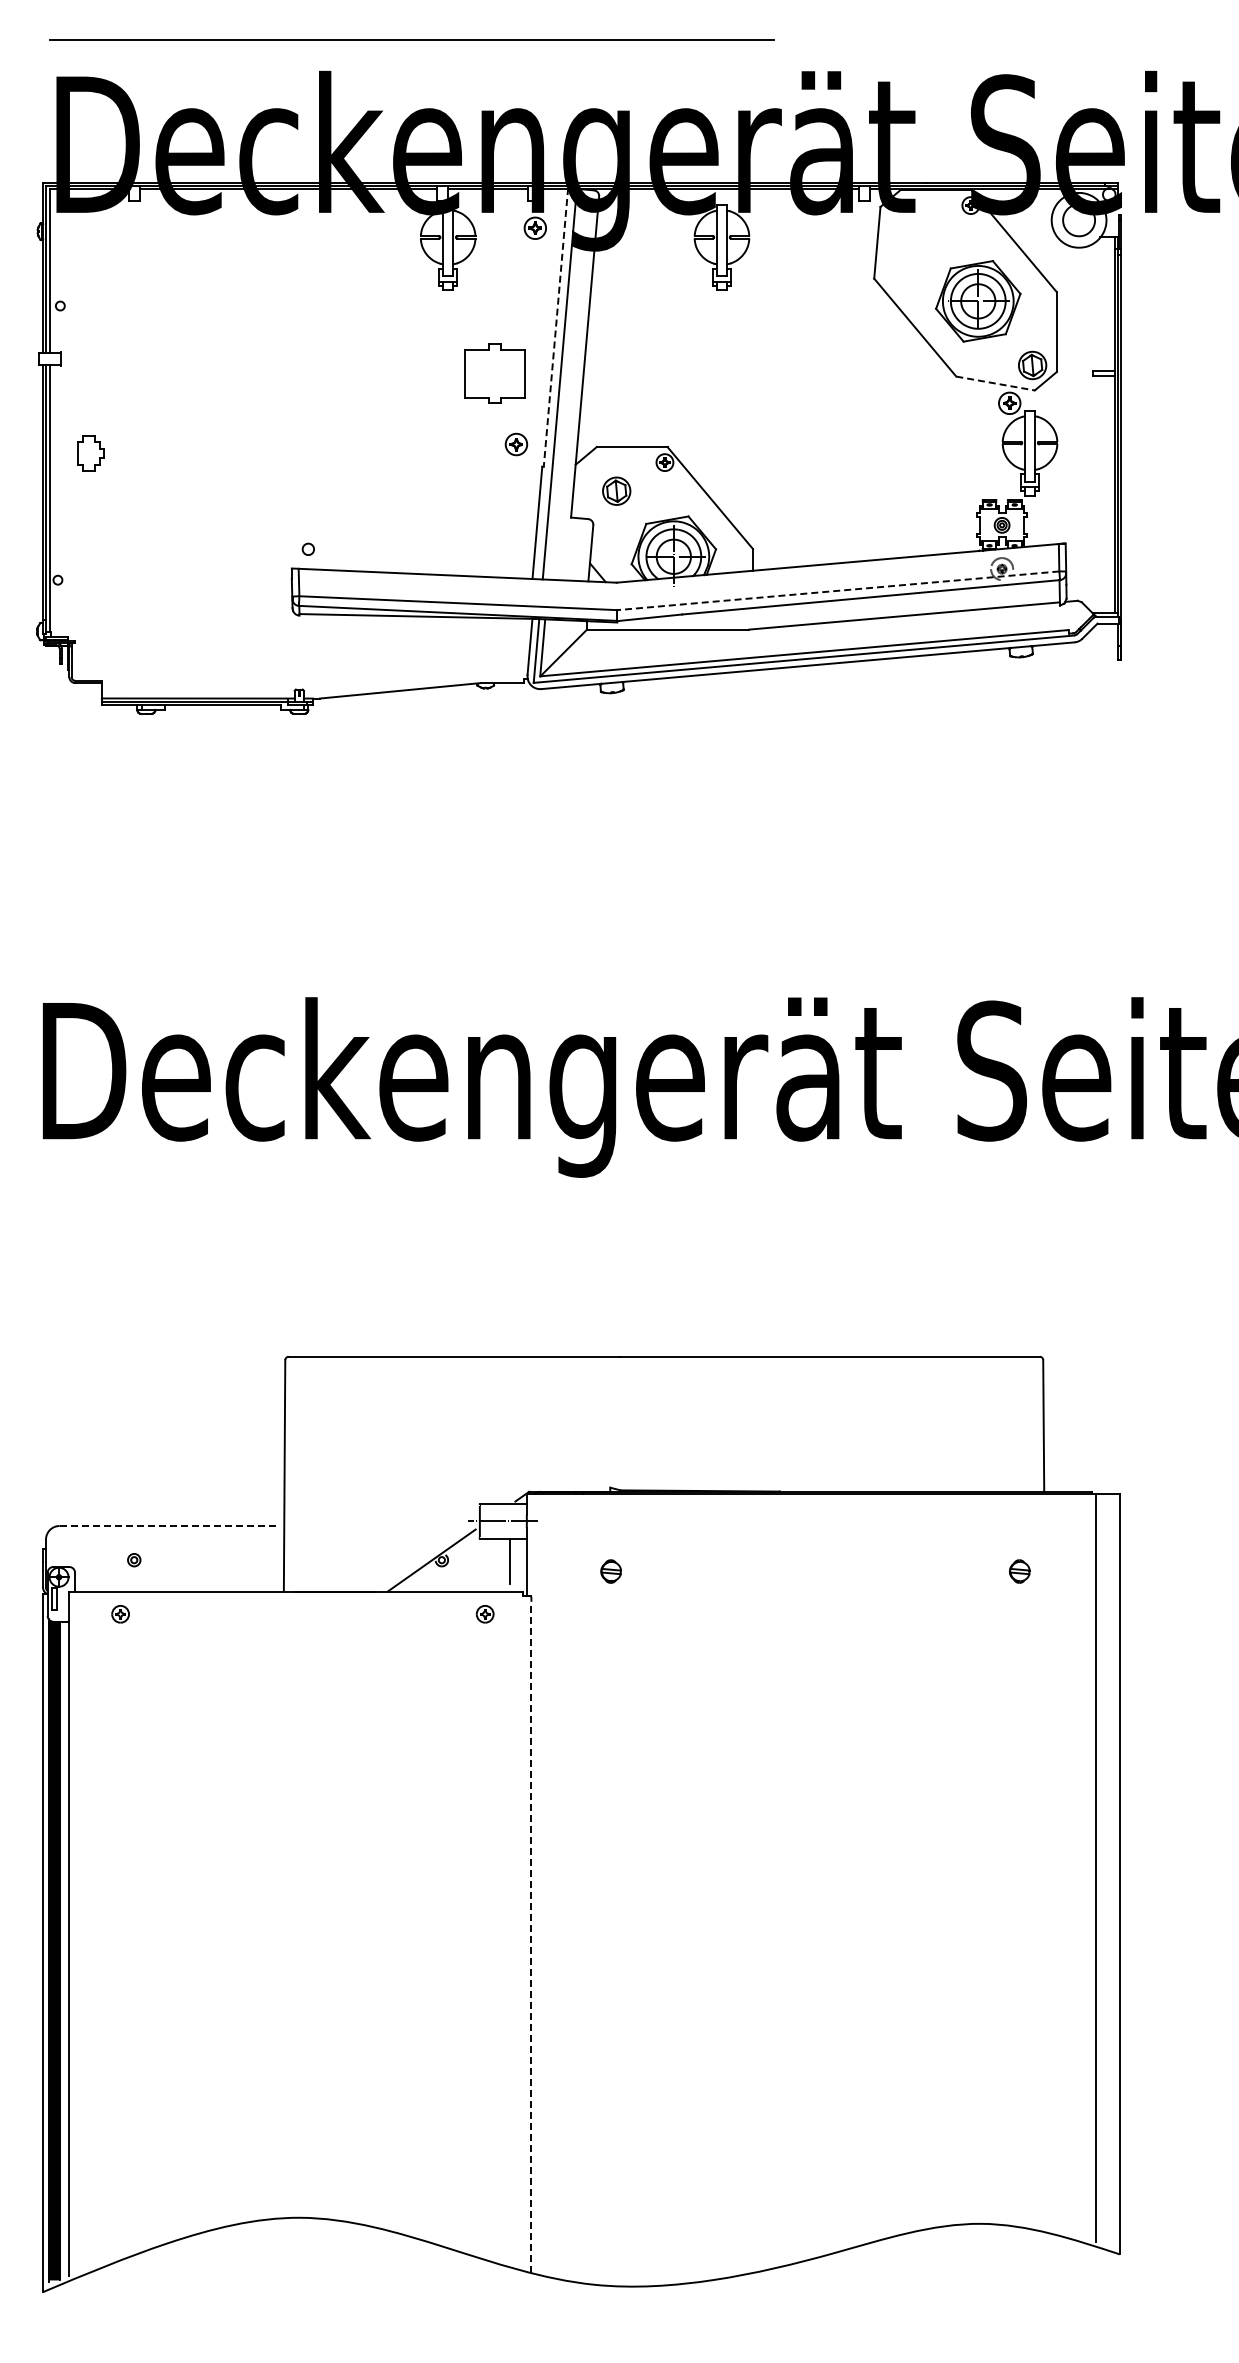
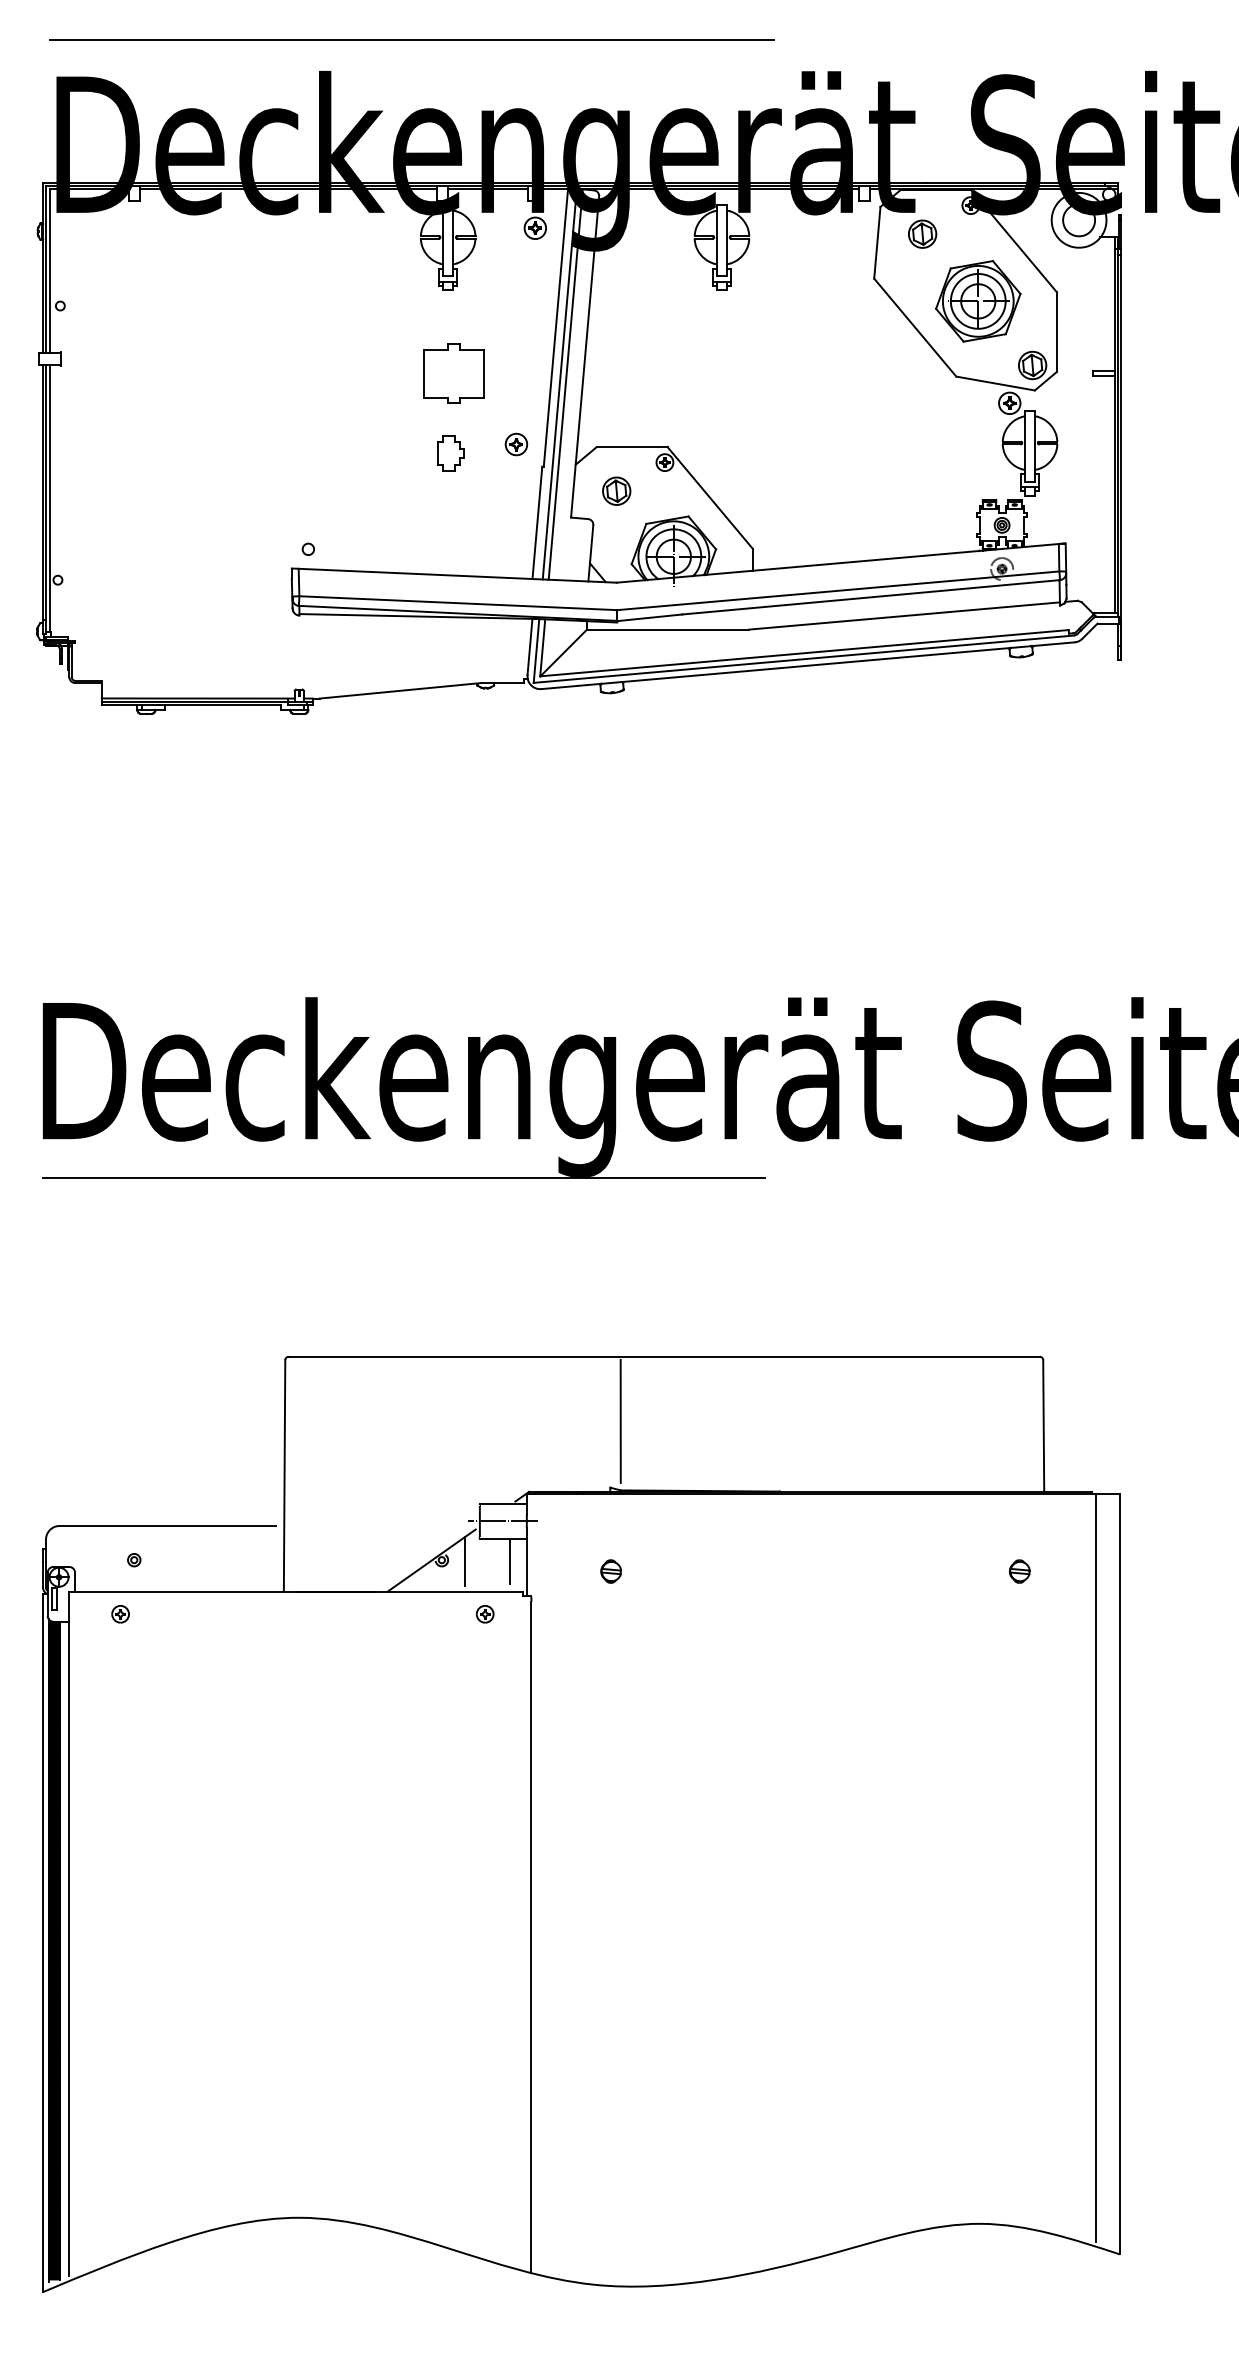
part: none -> present (922, 233)
line: dashed -> solid (555, 327)
part position: (494, 373) -> (453, 373) (453, 373)
line: dashed -> solid (995, 383)
line: none -> present (565, 384)
part position: (90, 453) -> (450, 453) (450, 453)
line: dashed -> solid (838, 590)
line: none -> present (404, 1177)
line: none -> present (620, 1420)
line: dashed -> solid (168, 1525)
line: none -> present (464, 1561)
line: dashed -> solid (531, 1937)
